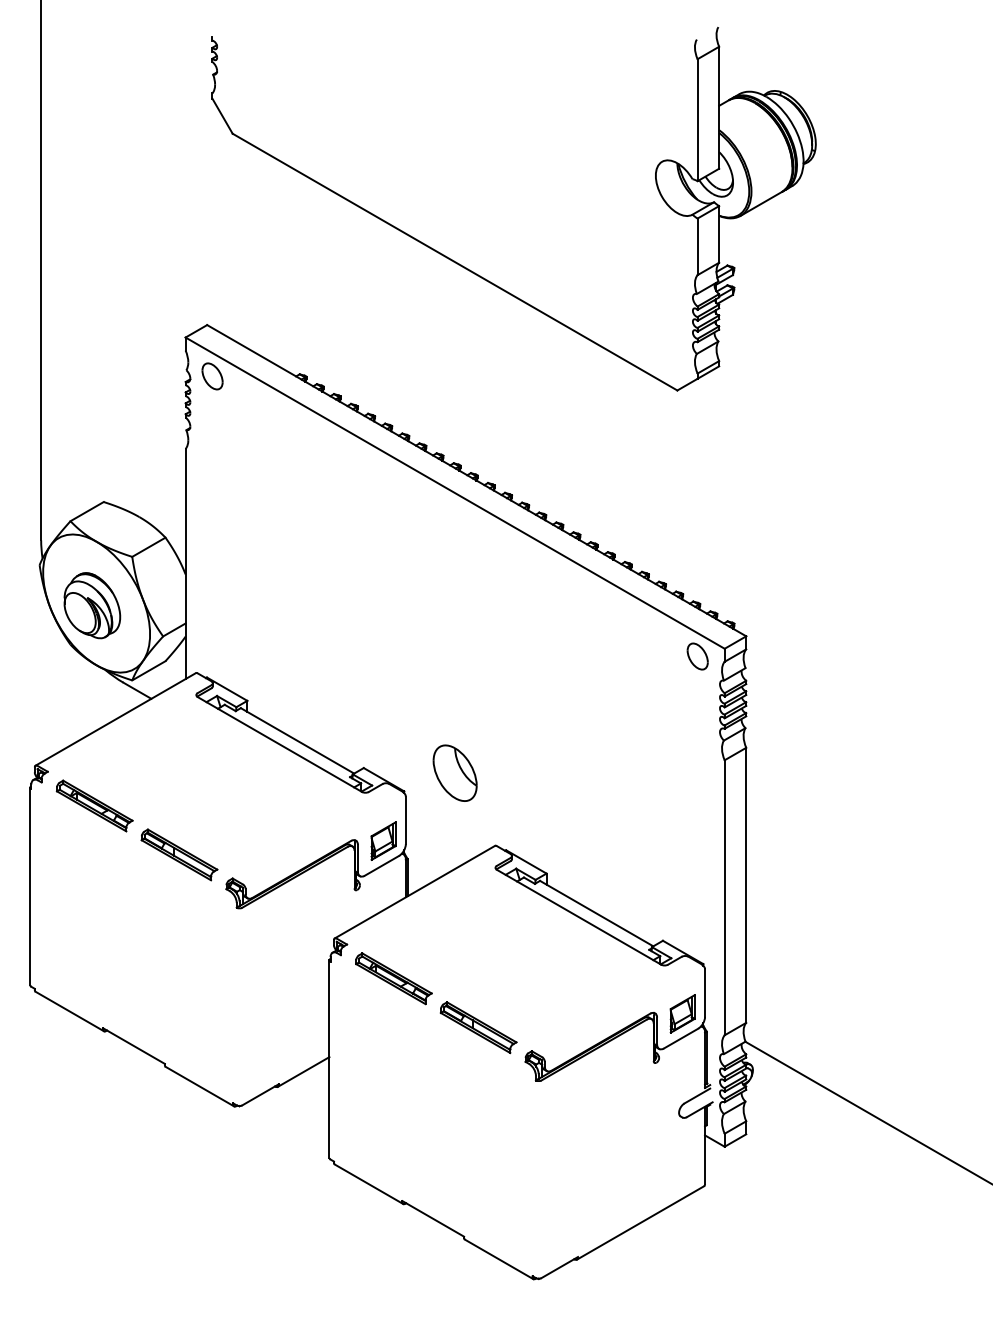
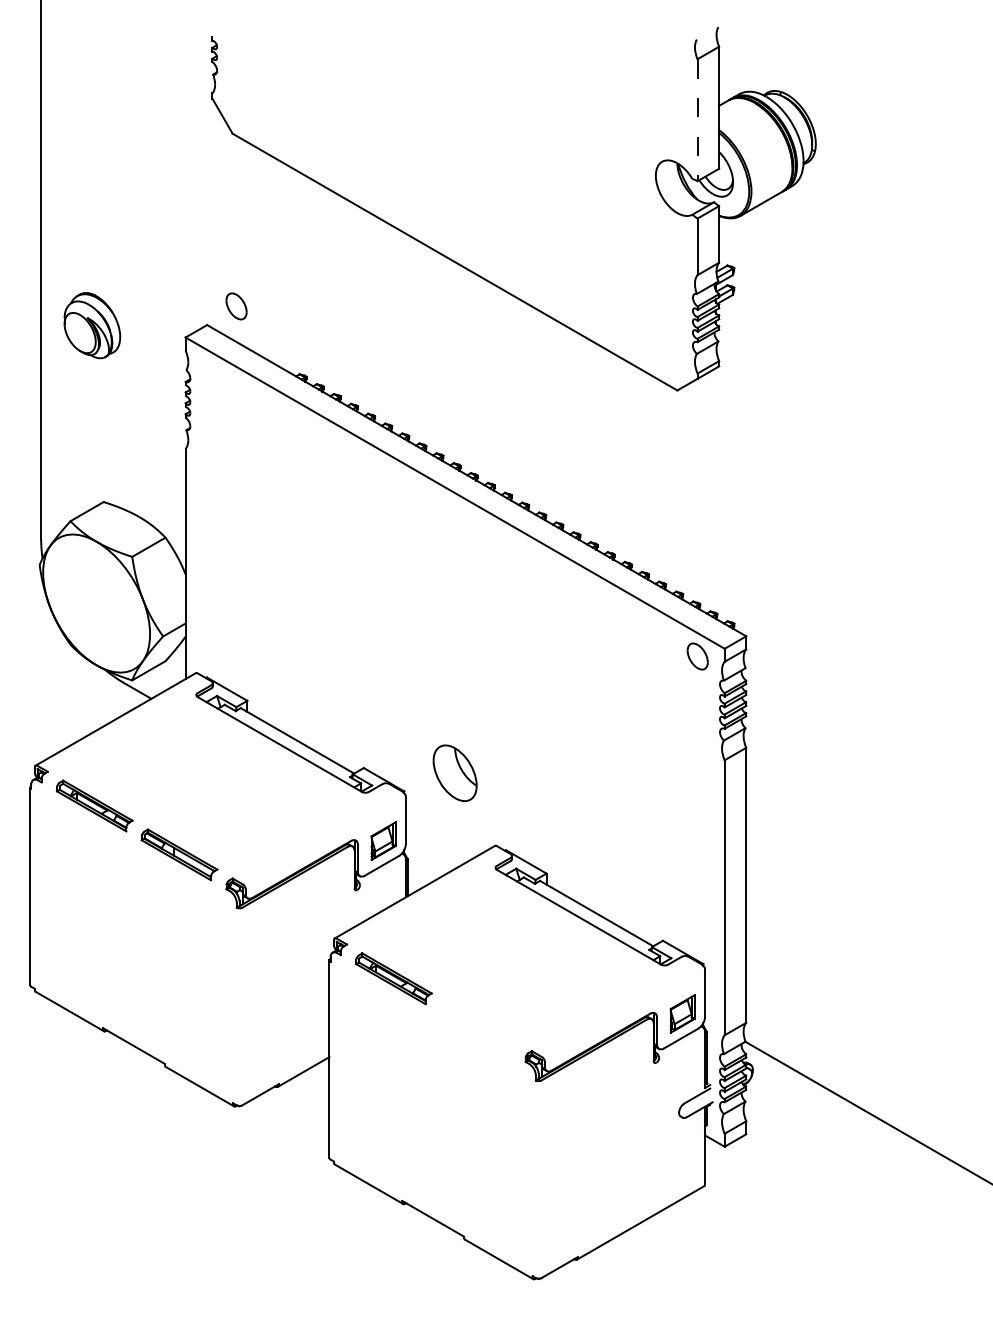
line: solid -> dashed (697, 120)
part position: (212, 376) -> (236, 306) (236, 306)
part position: (92, 605) -> (92, 325) (92, 325)
part: present -> none (478, 1027)
